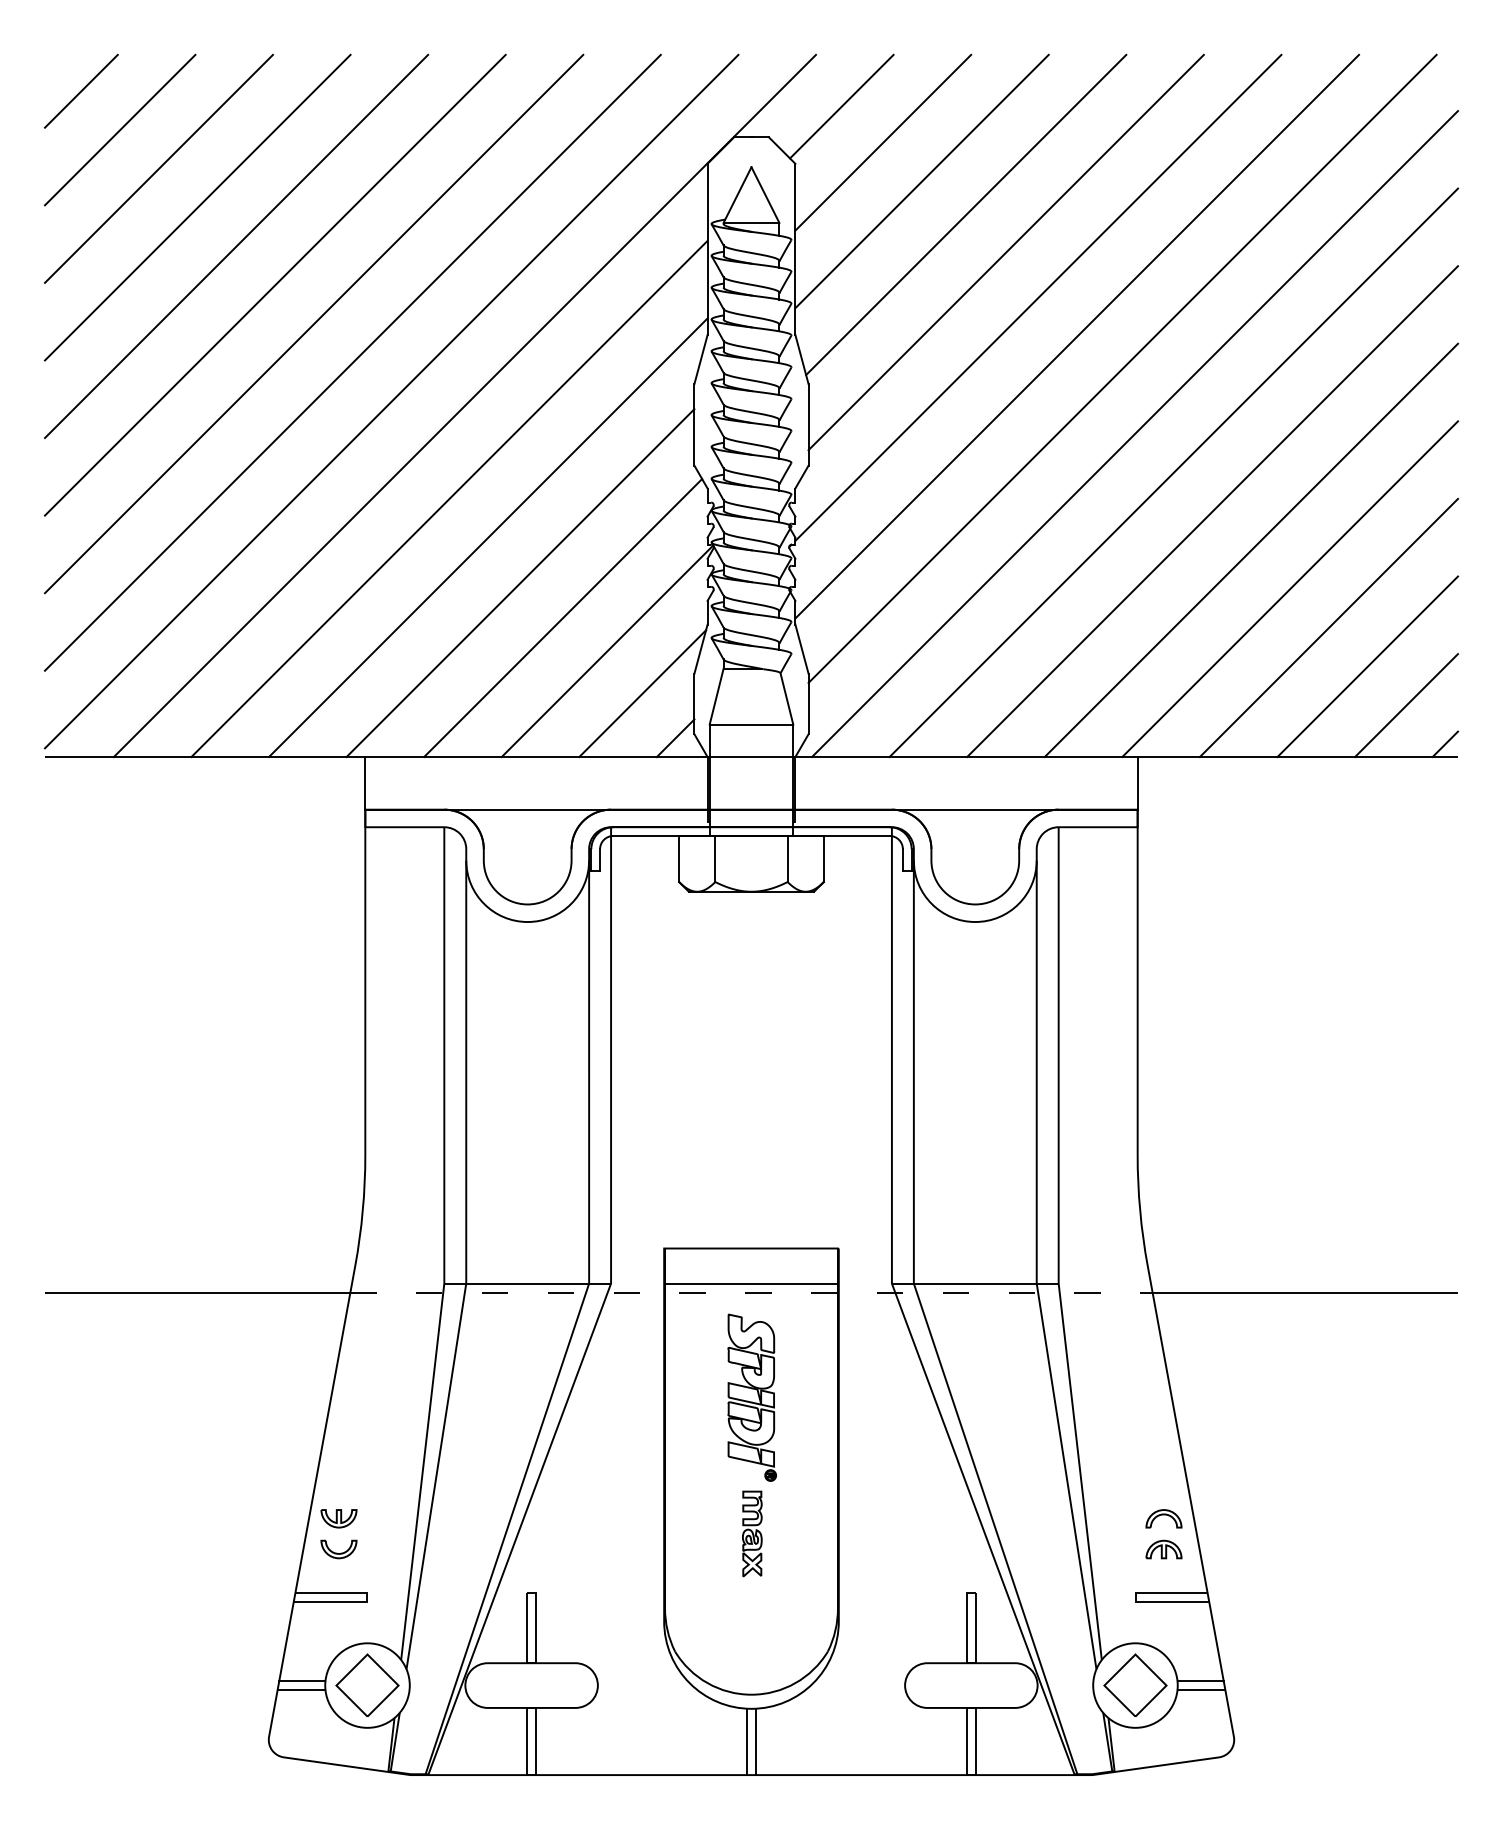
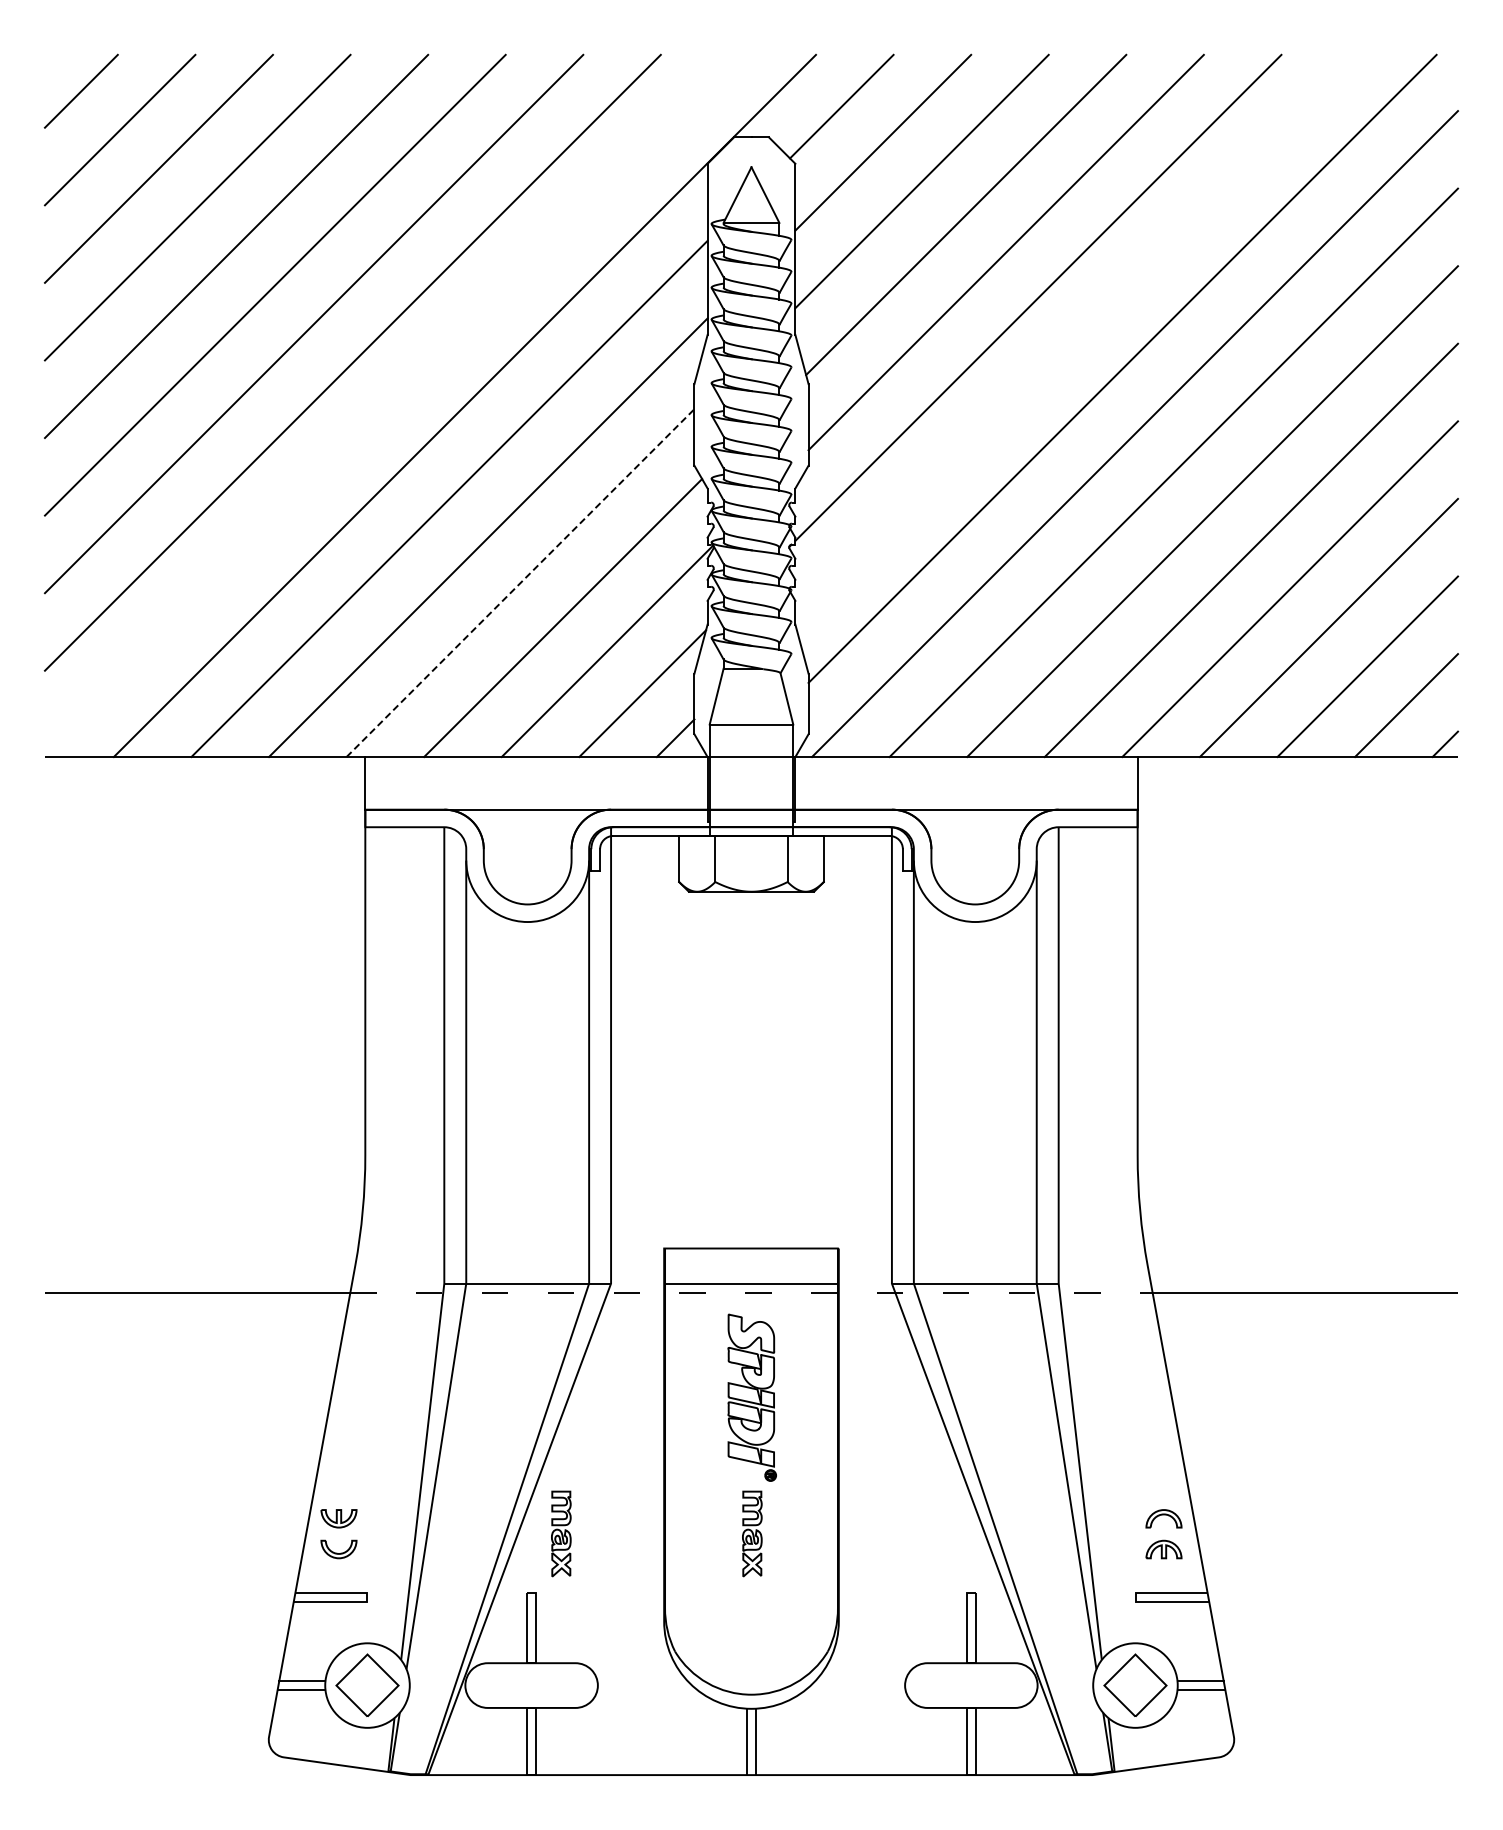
line: present -> none (1077, 336)
line: present -> none (391, 401)
line: solid -> dashed (520, 583)
part: none -> present (561, 1533)
